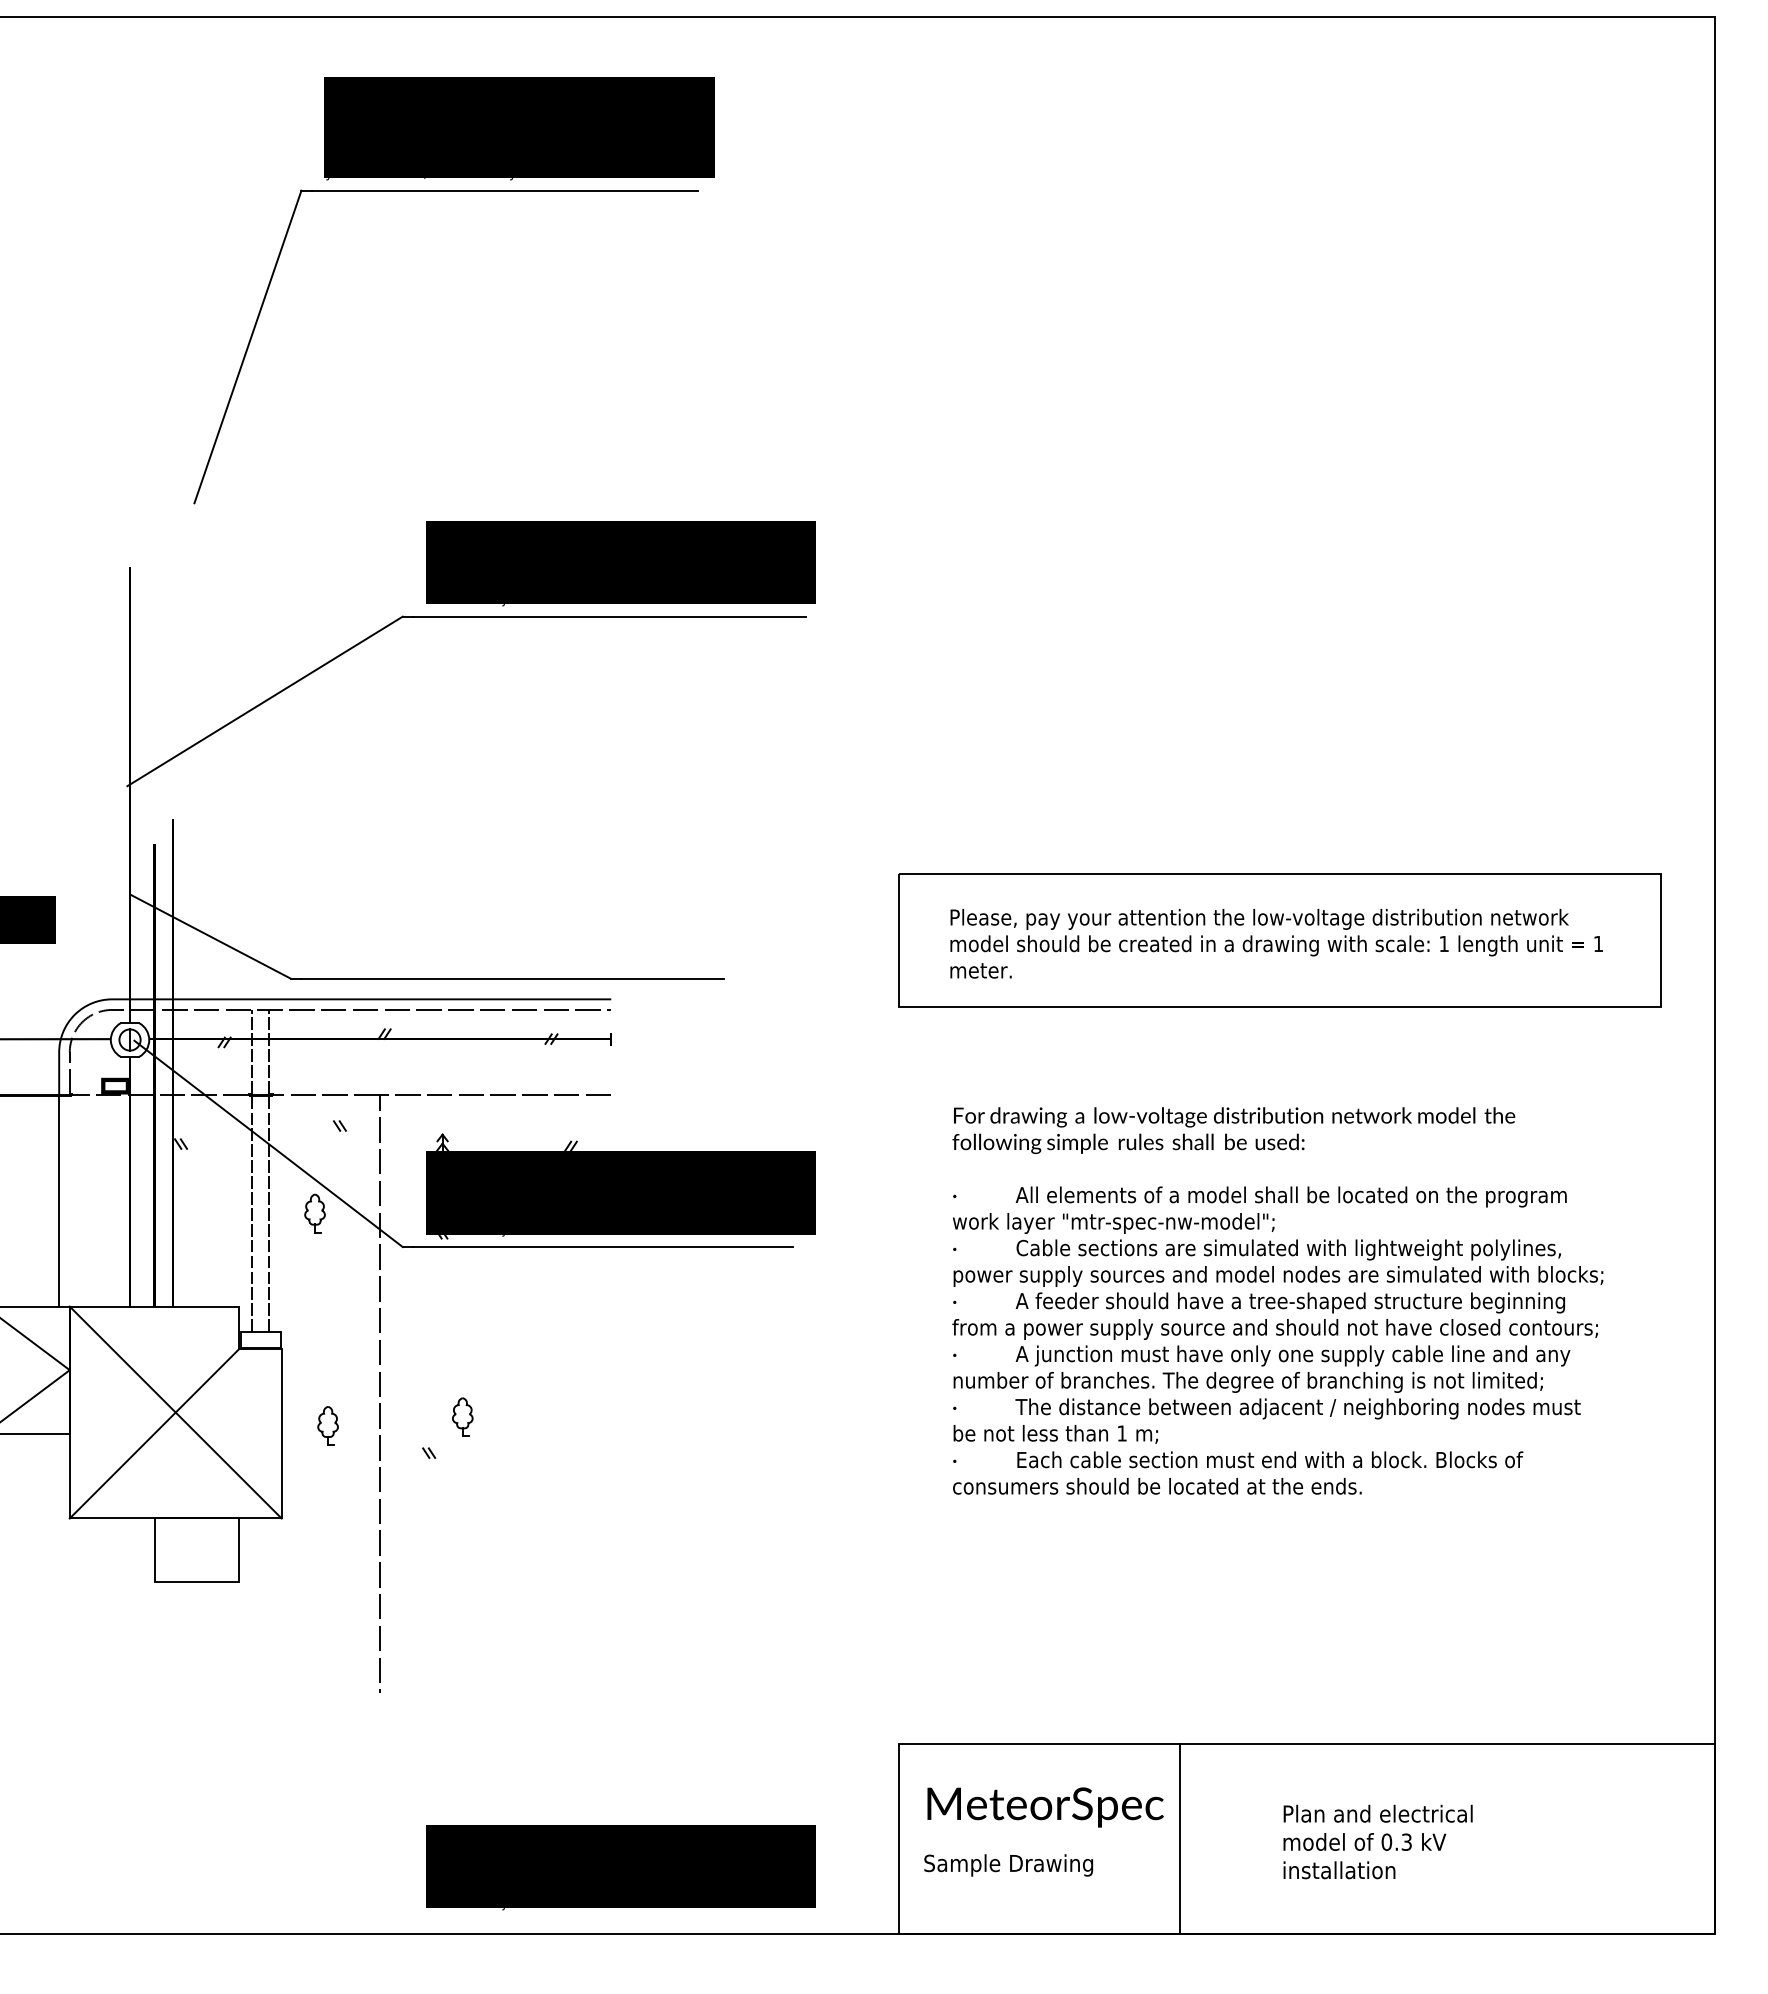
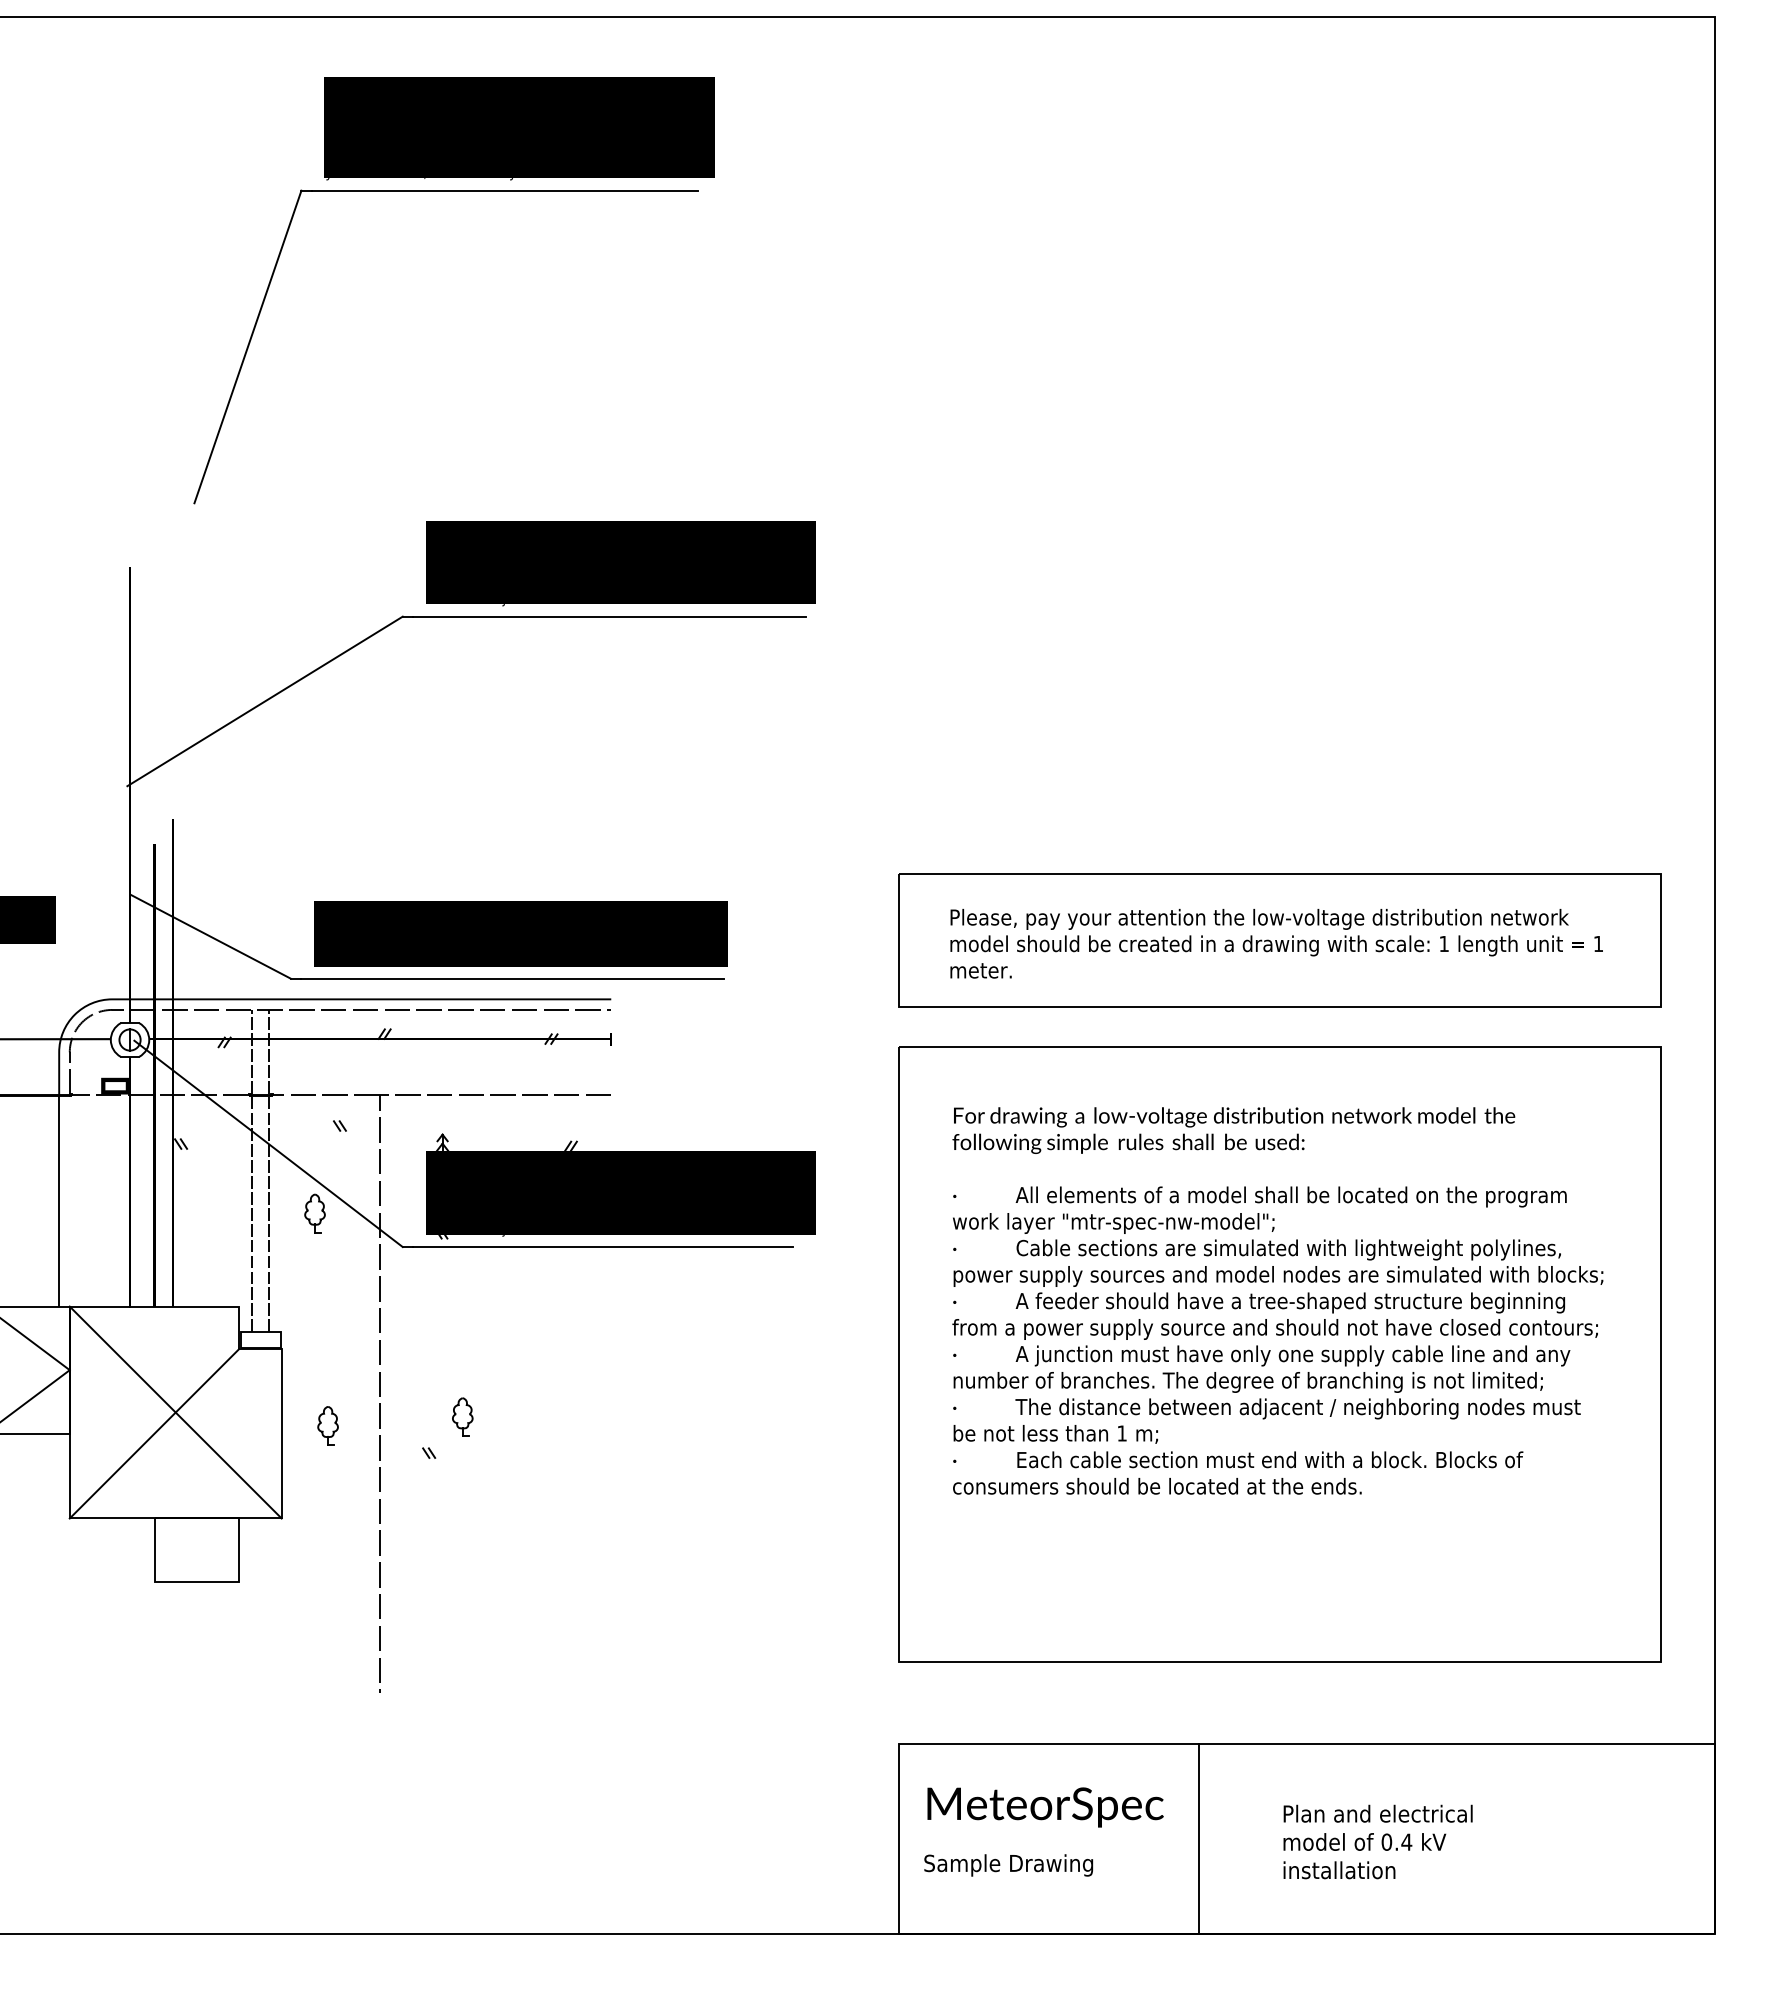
part: none -> present (520, 933)
part: none -> present (1279, 1354)
line position: (1179, 1838) -> (1198, 1838) (1198, 1838)
text: 0.3 -> 0.4 (1406, 1841)
part: present -> none (620, 1867)
